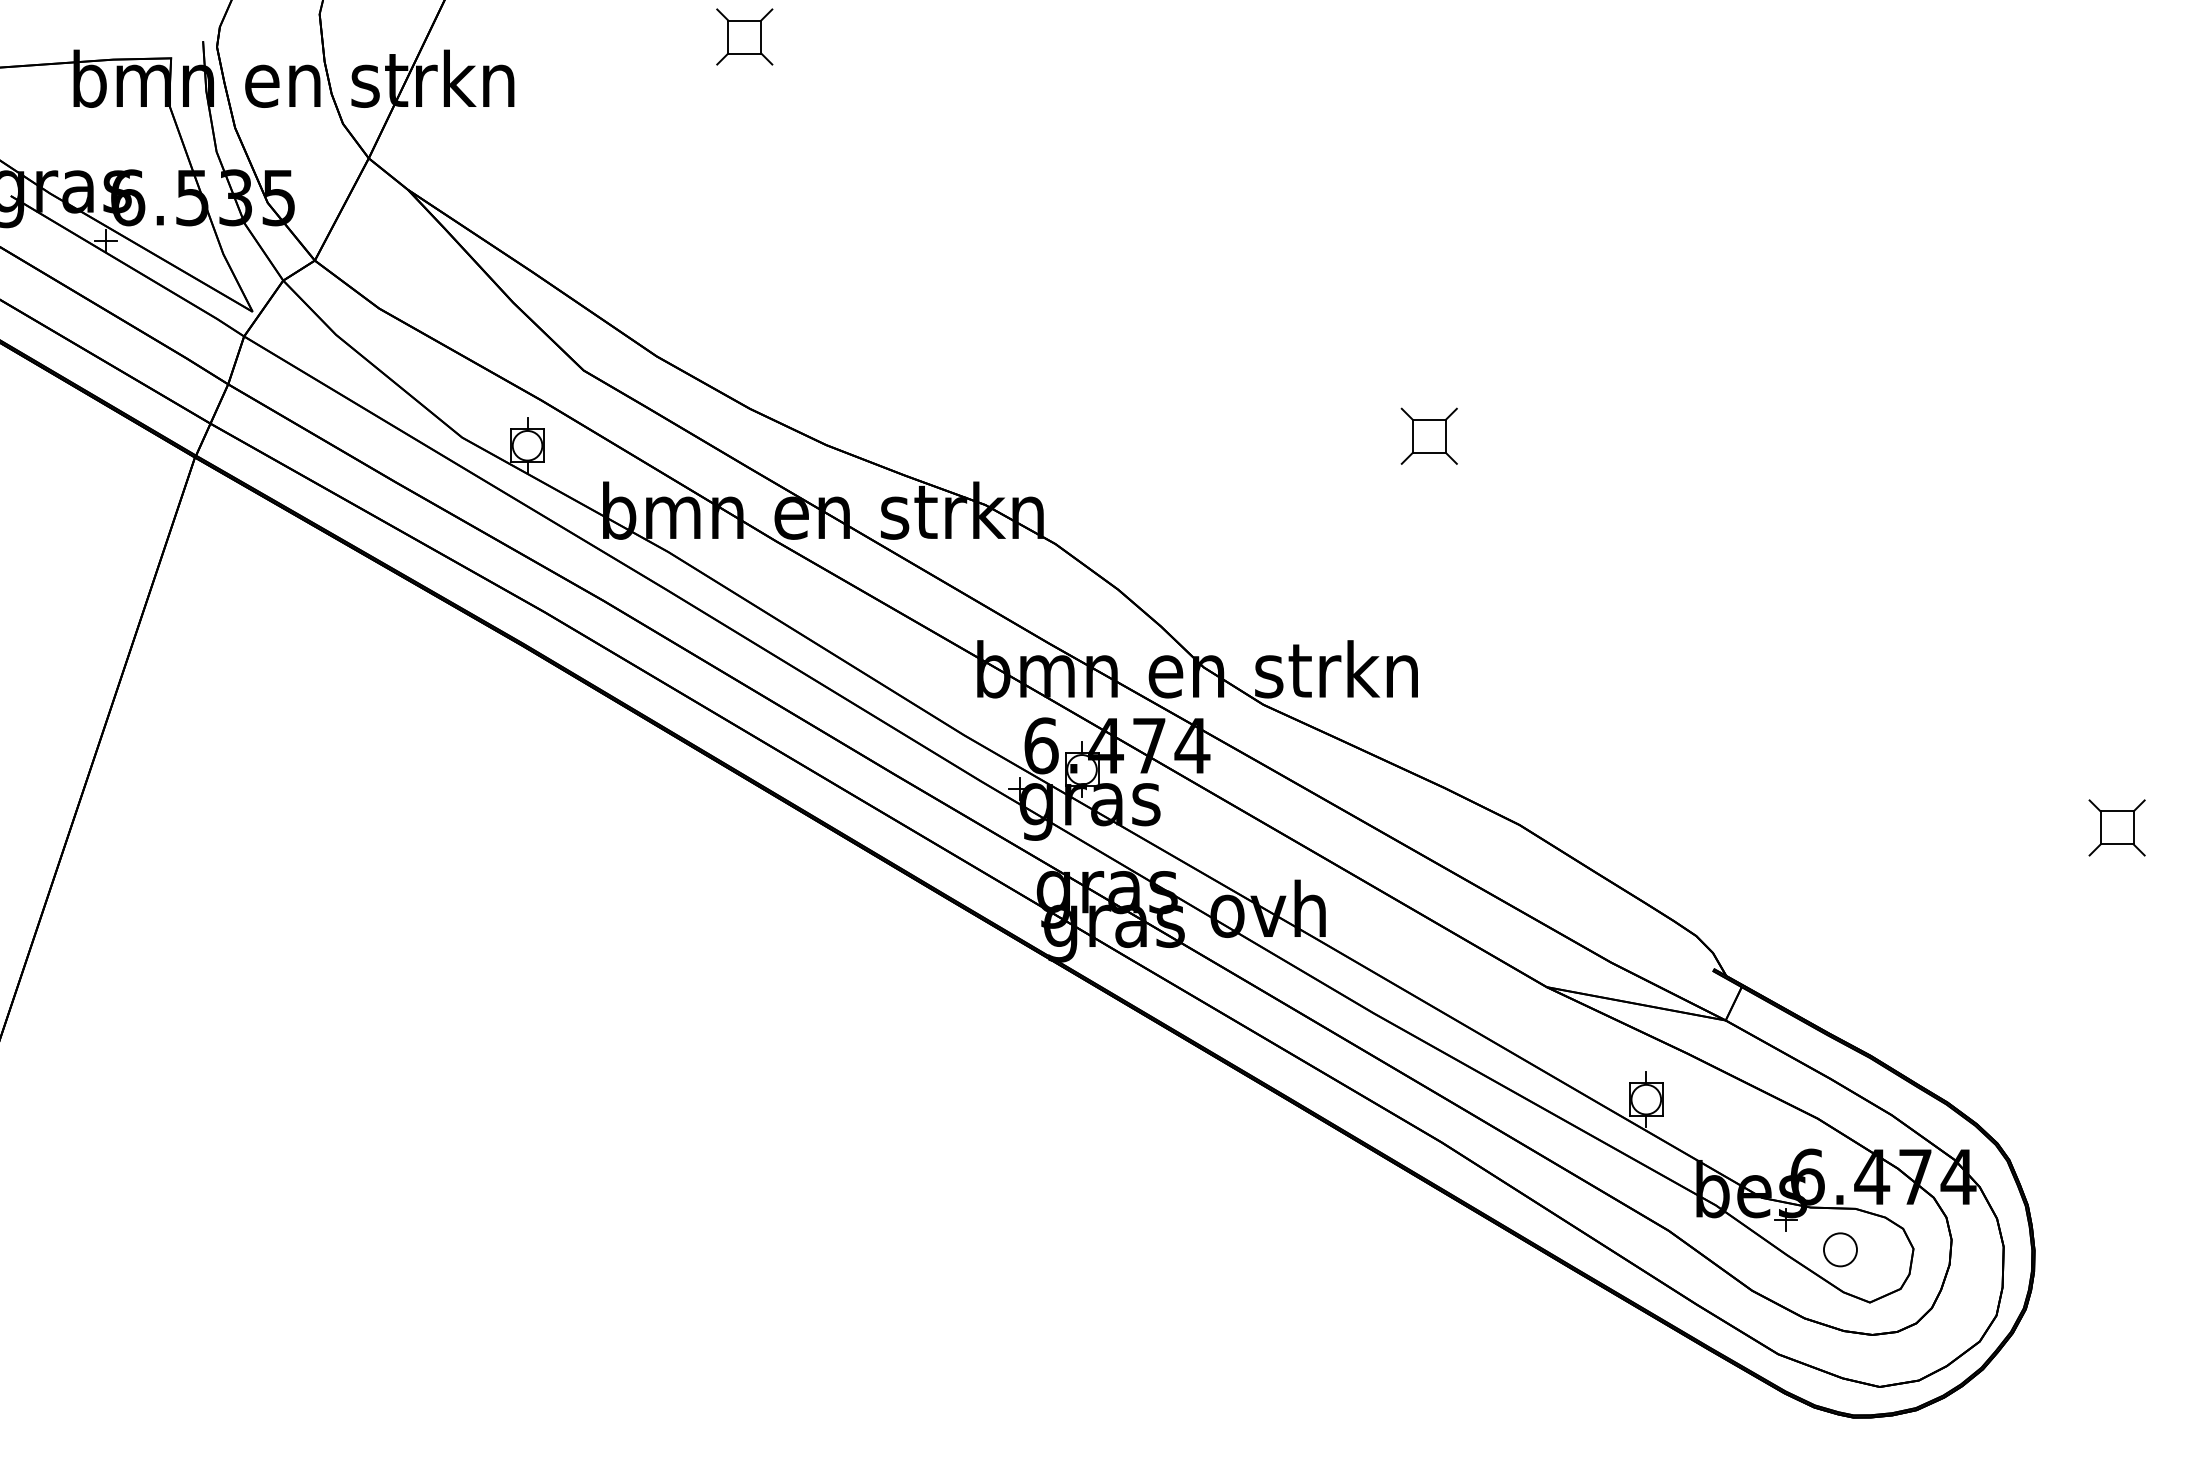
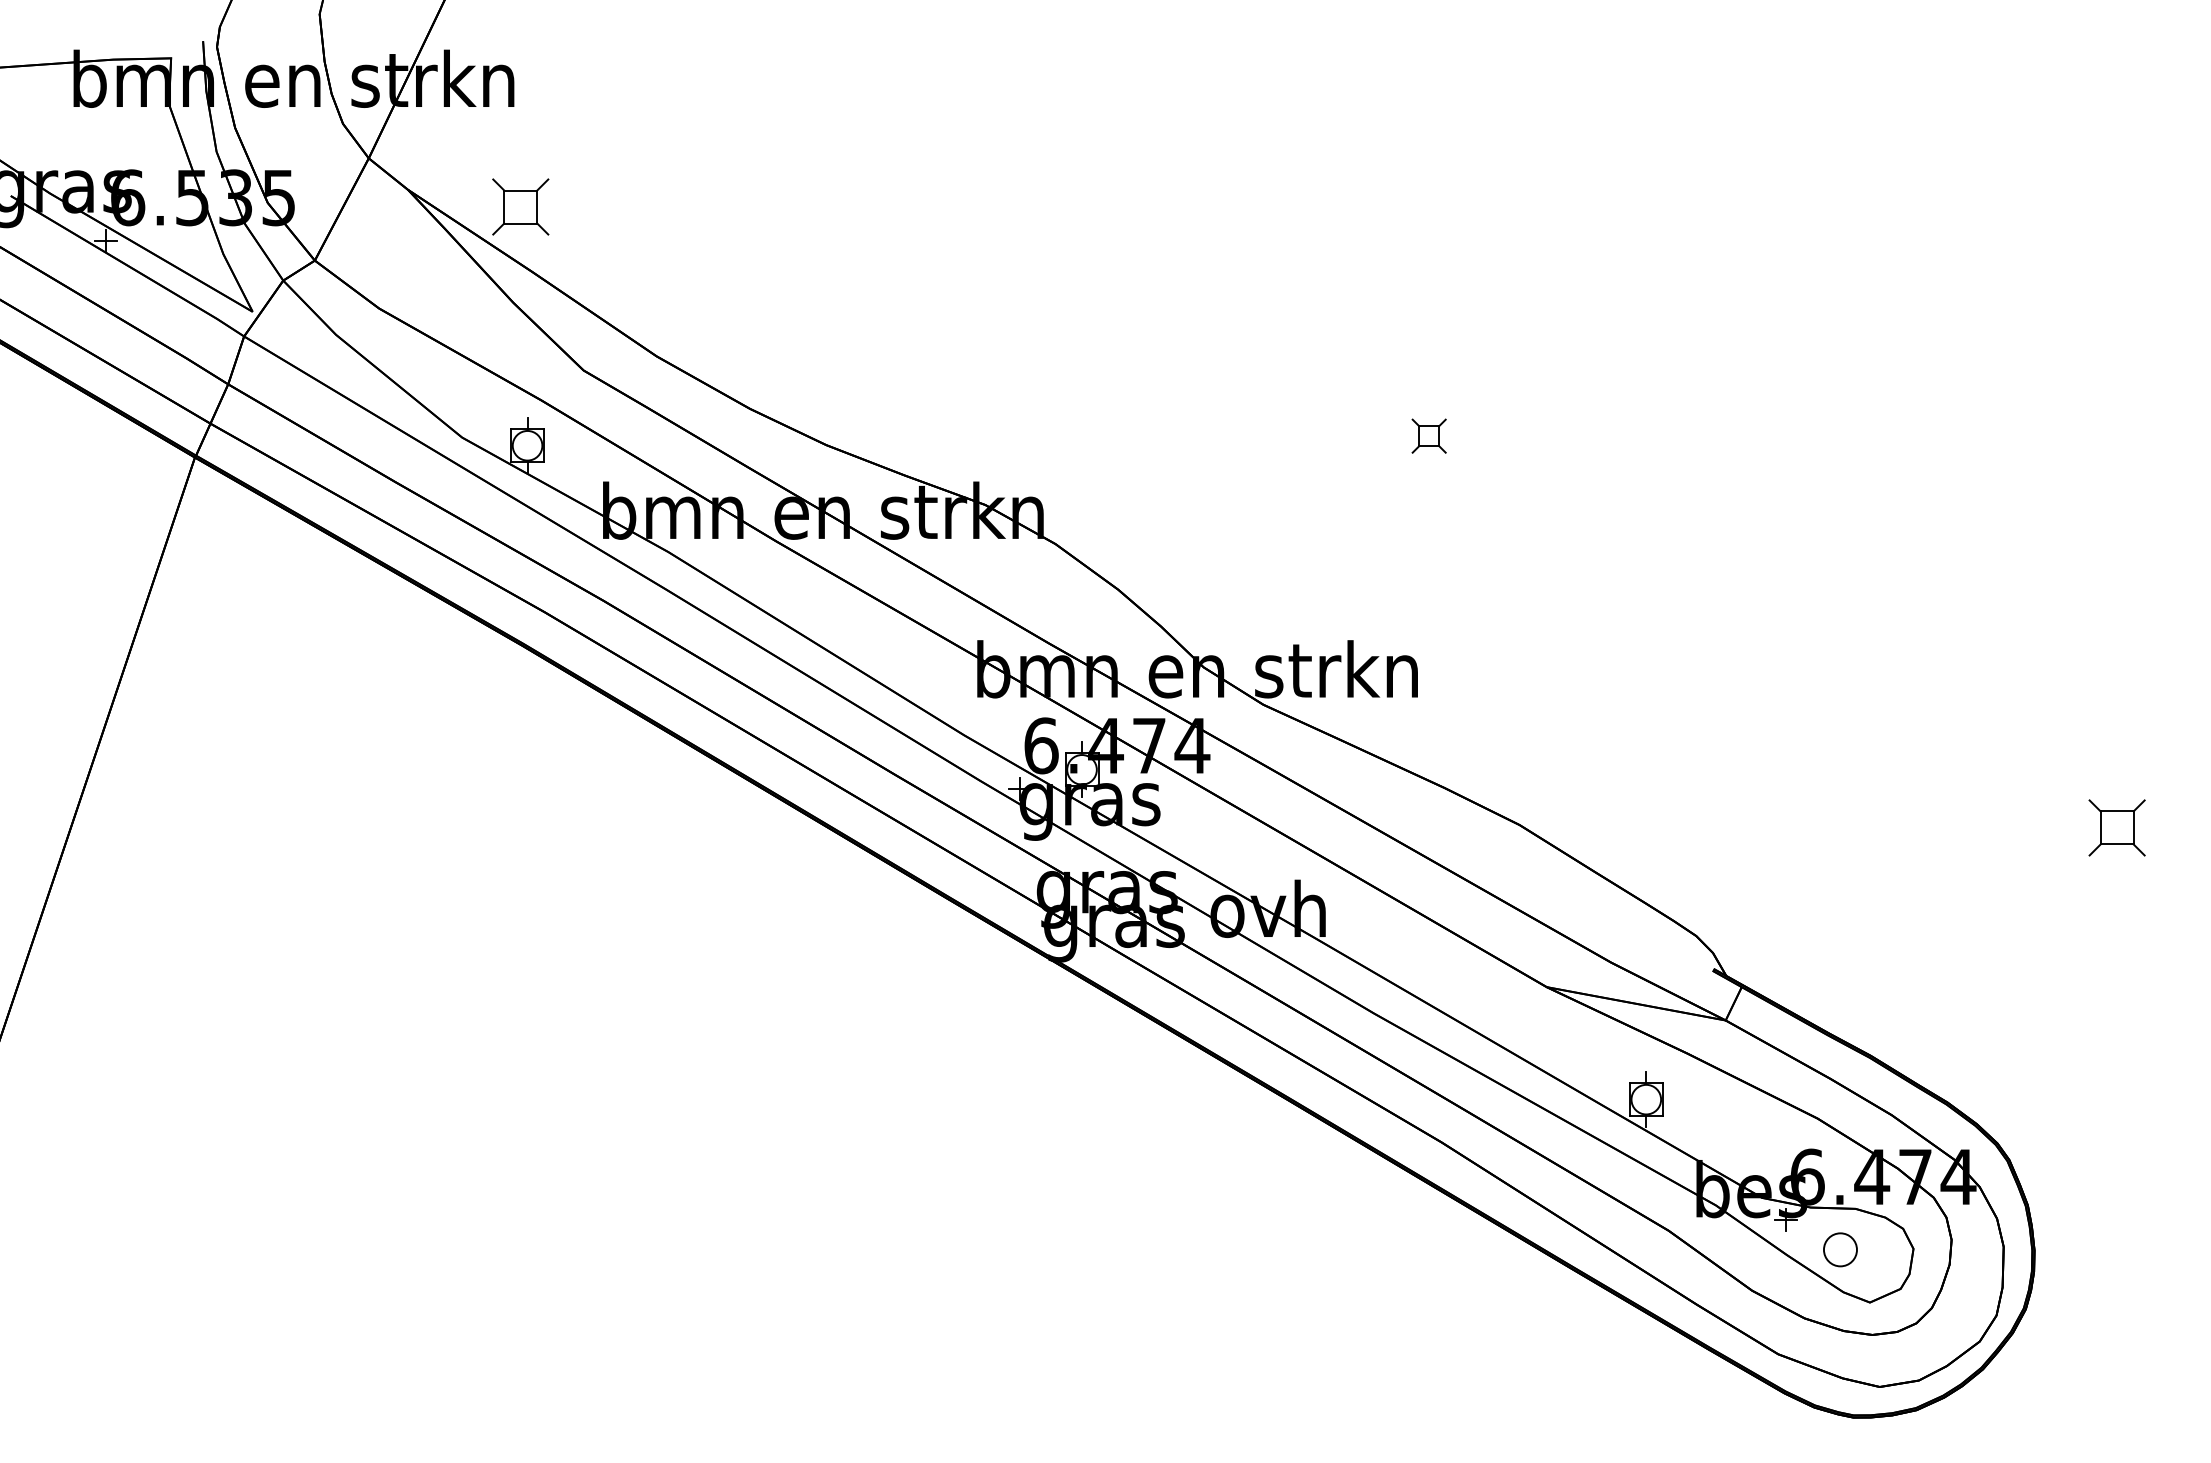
part position: (744, 36) -> (520, 206) (520, 206)
part size: 58x58 px -> 36x36 px (1428, 435)
